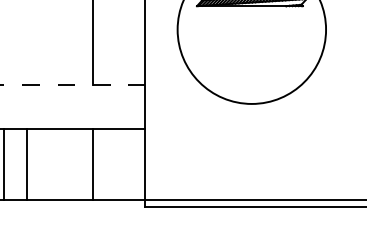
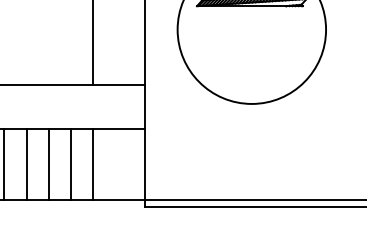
line: dashed -> solid (73, 85)
line: none -> present (48, 164)
line: none -> present (70, 164)
